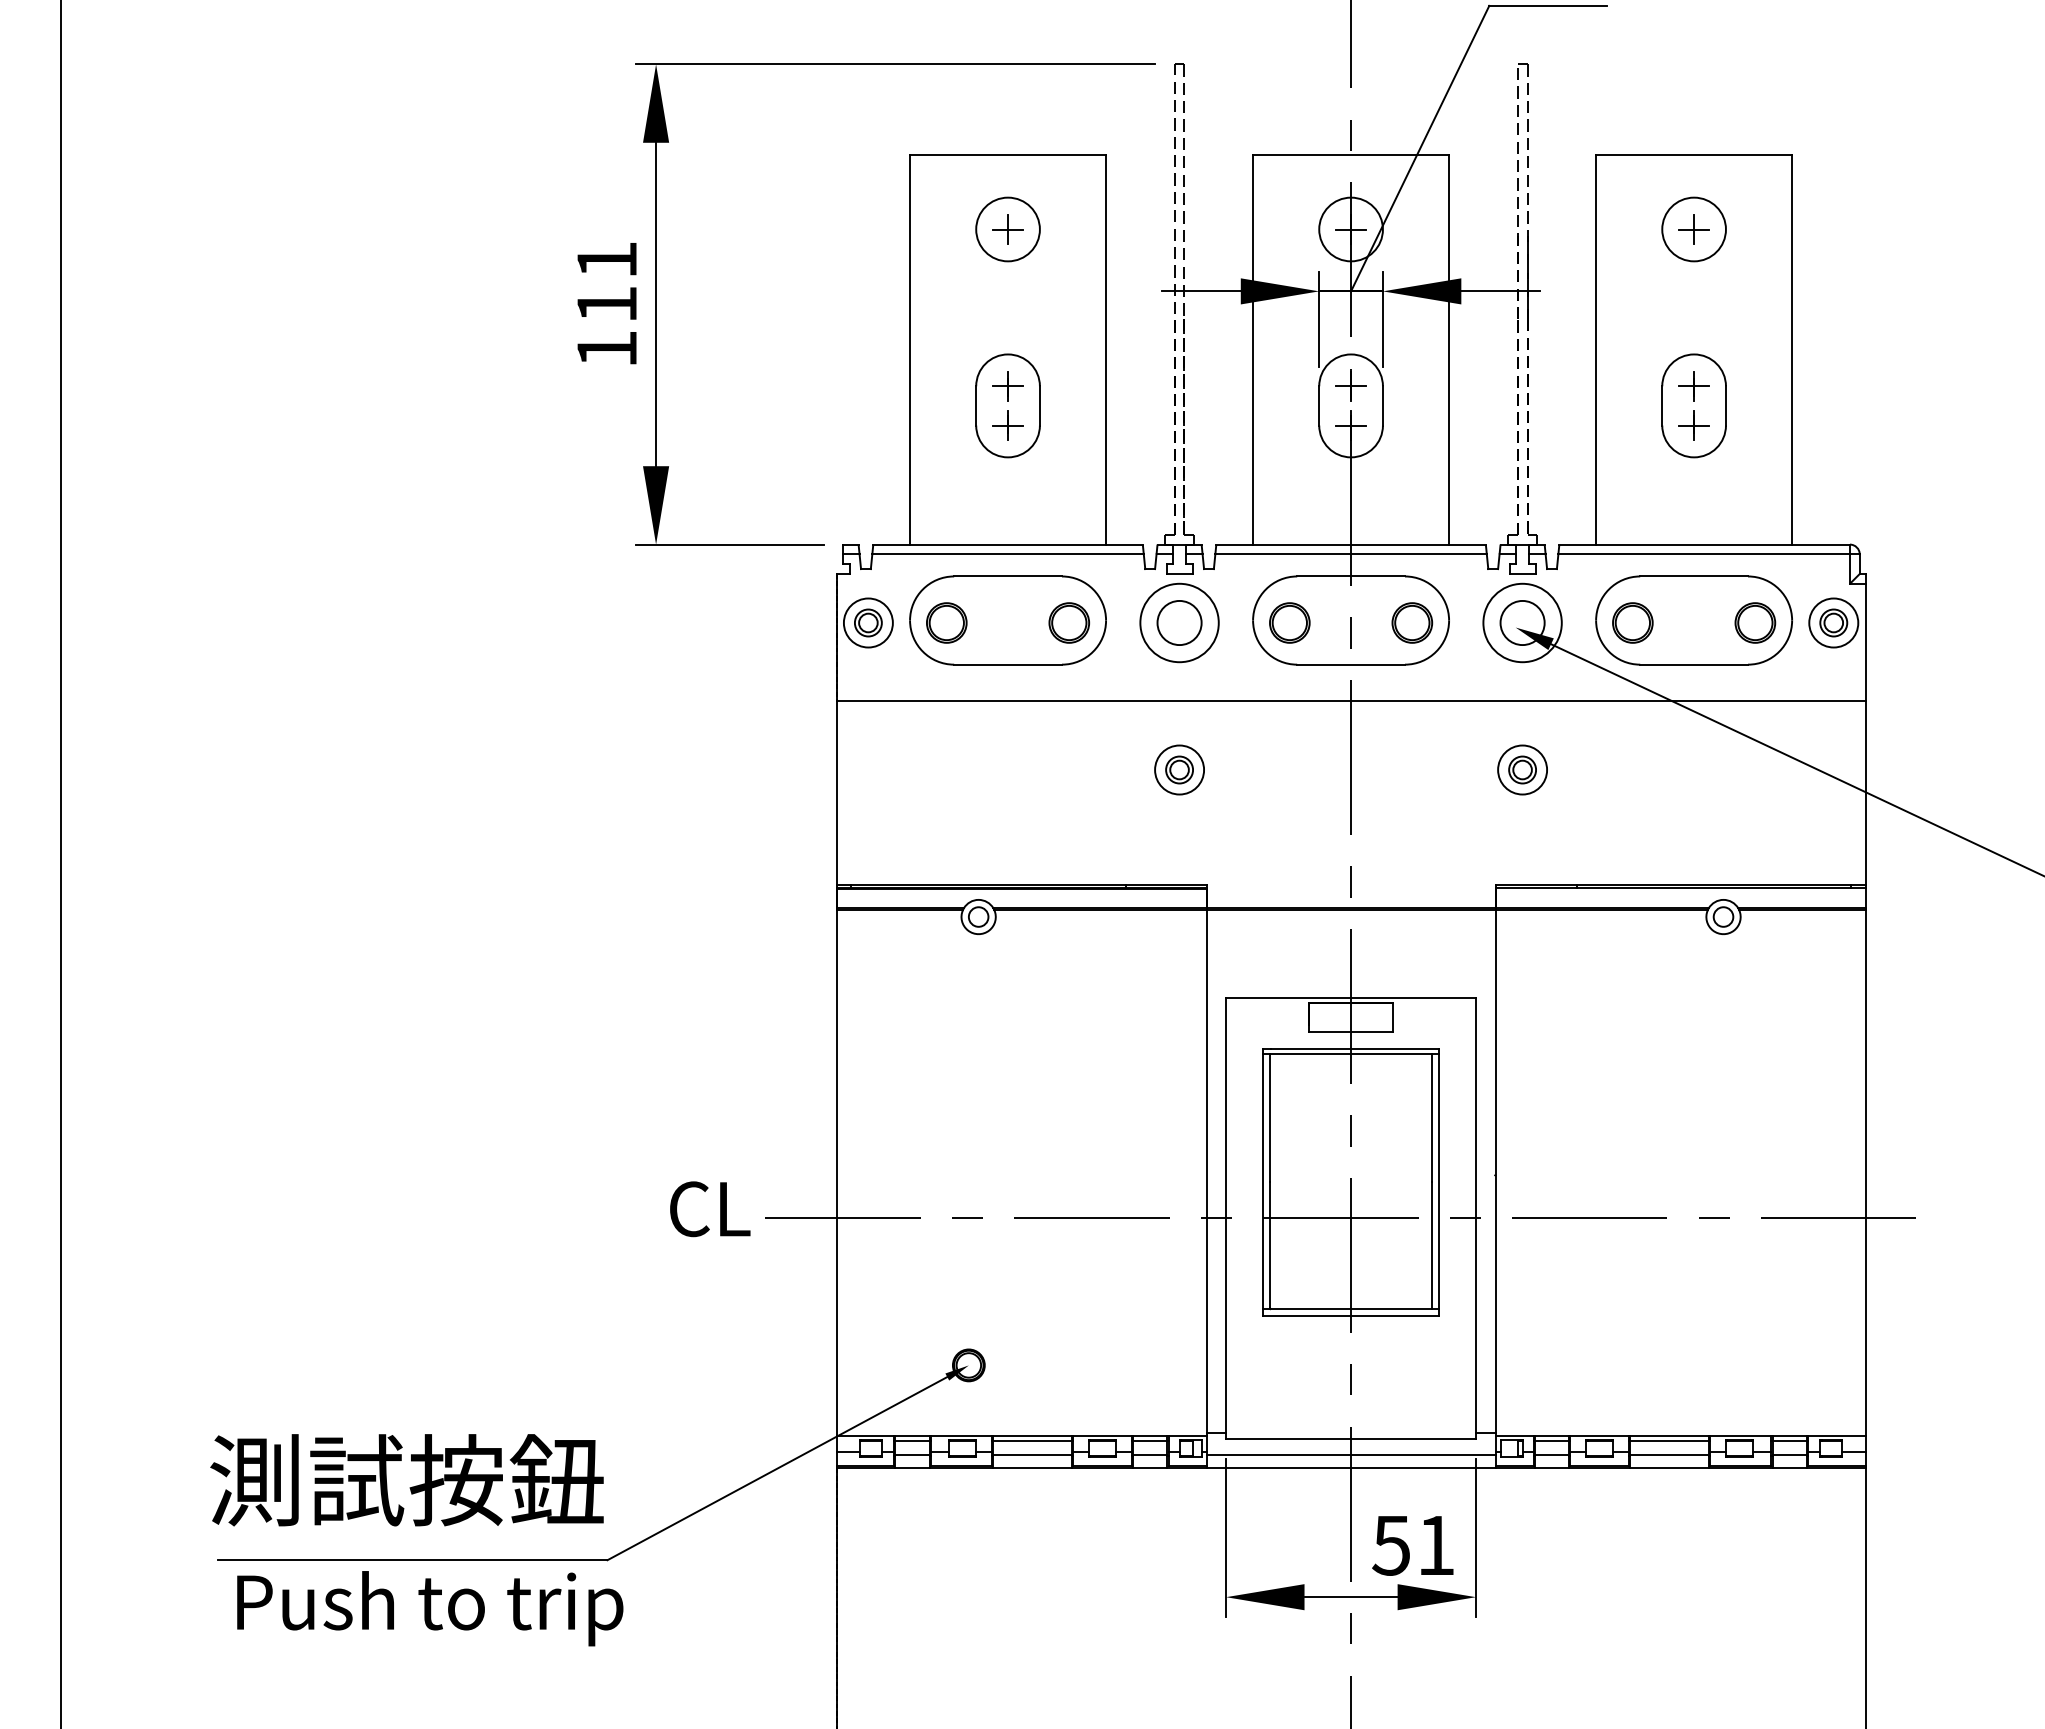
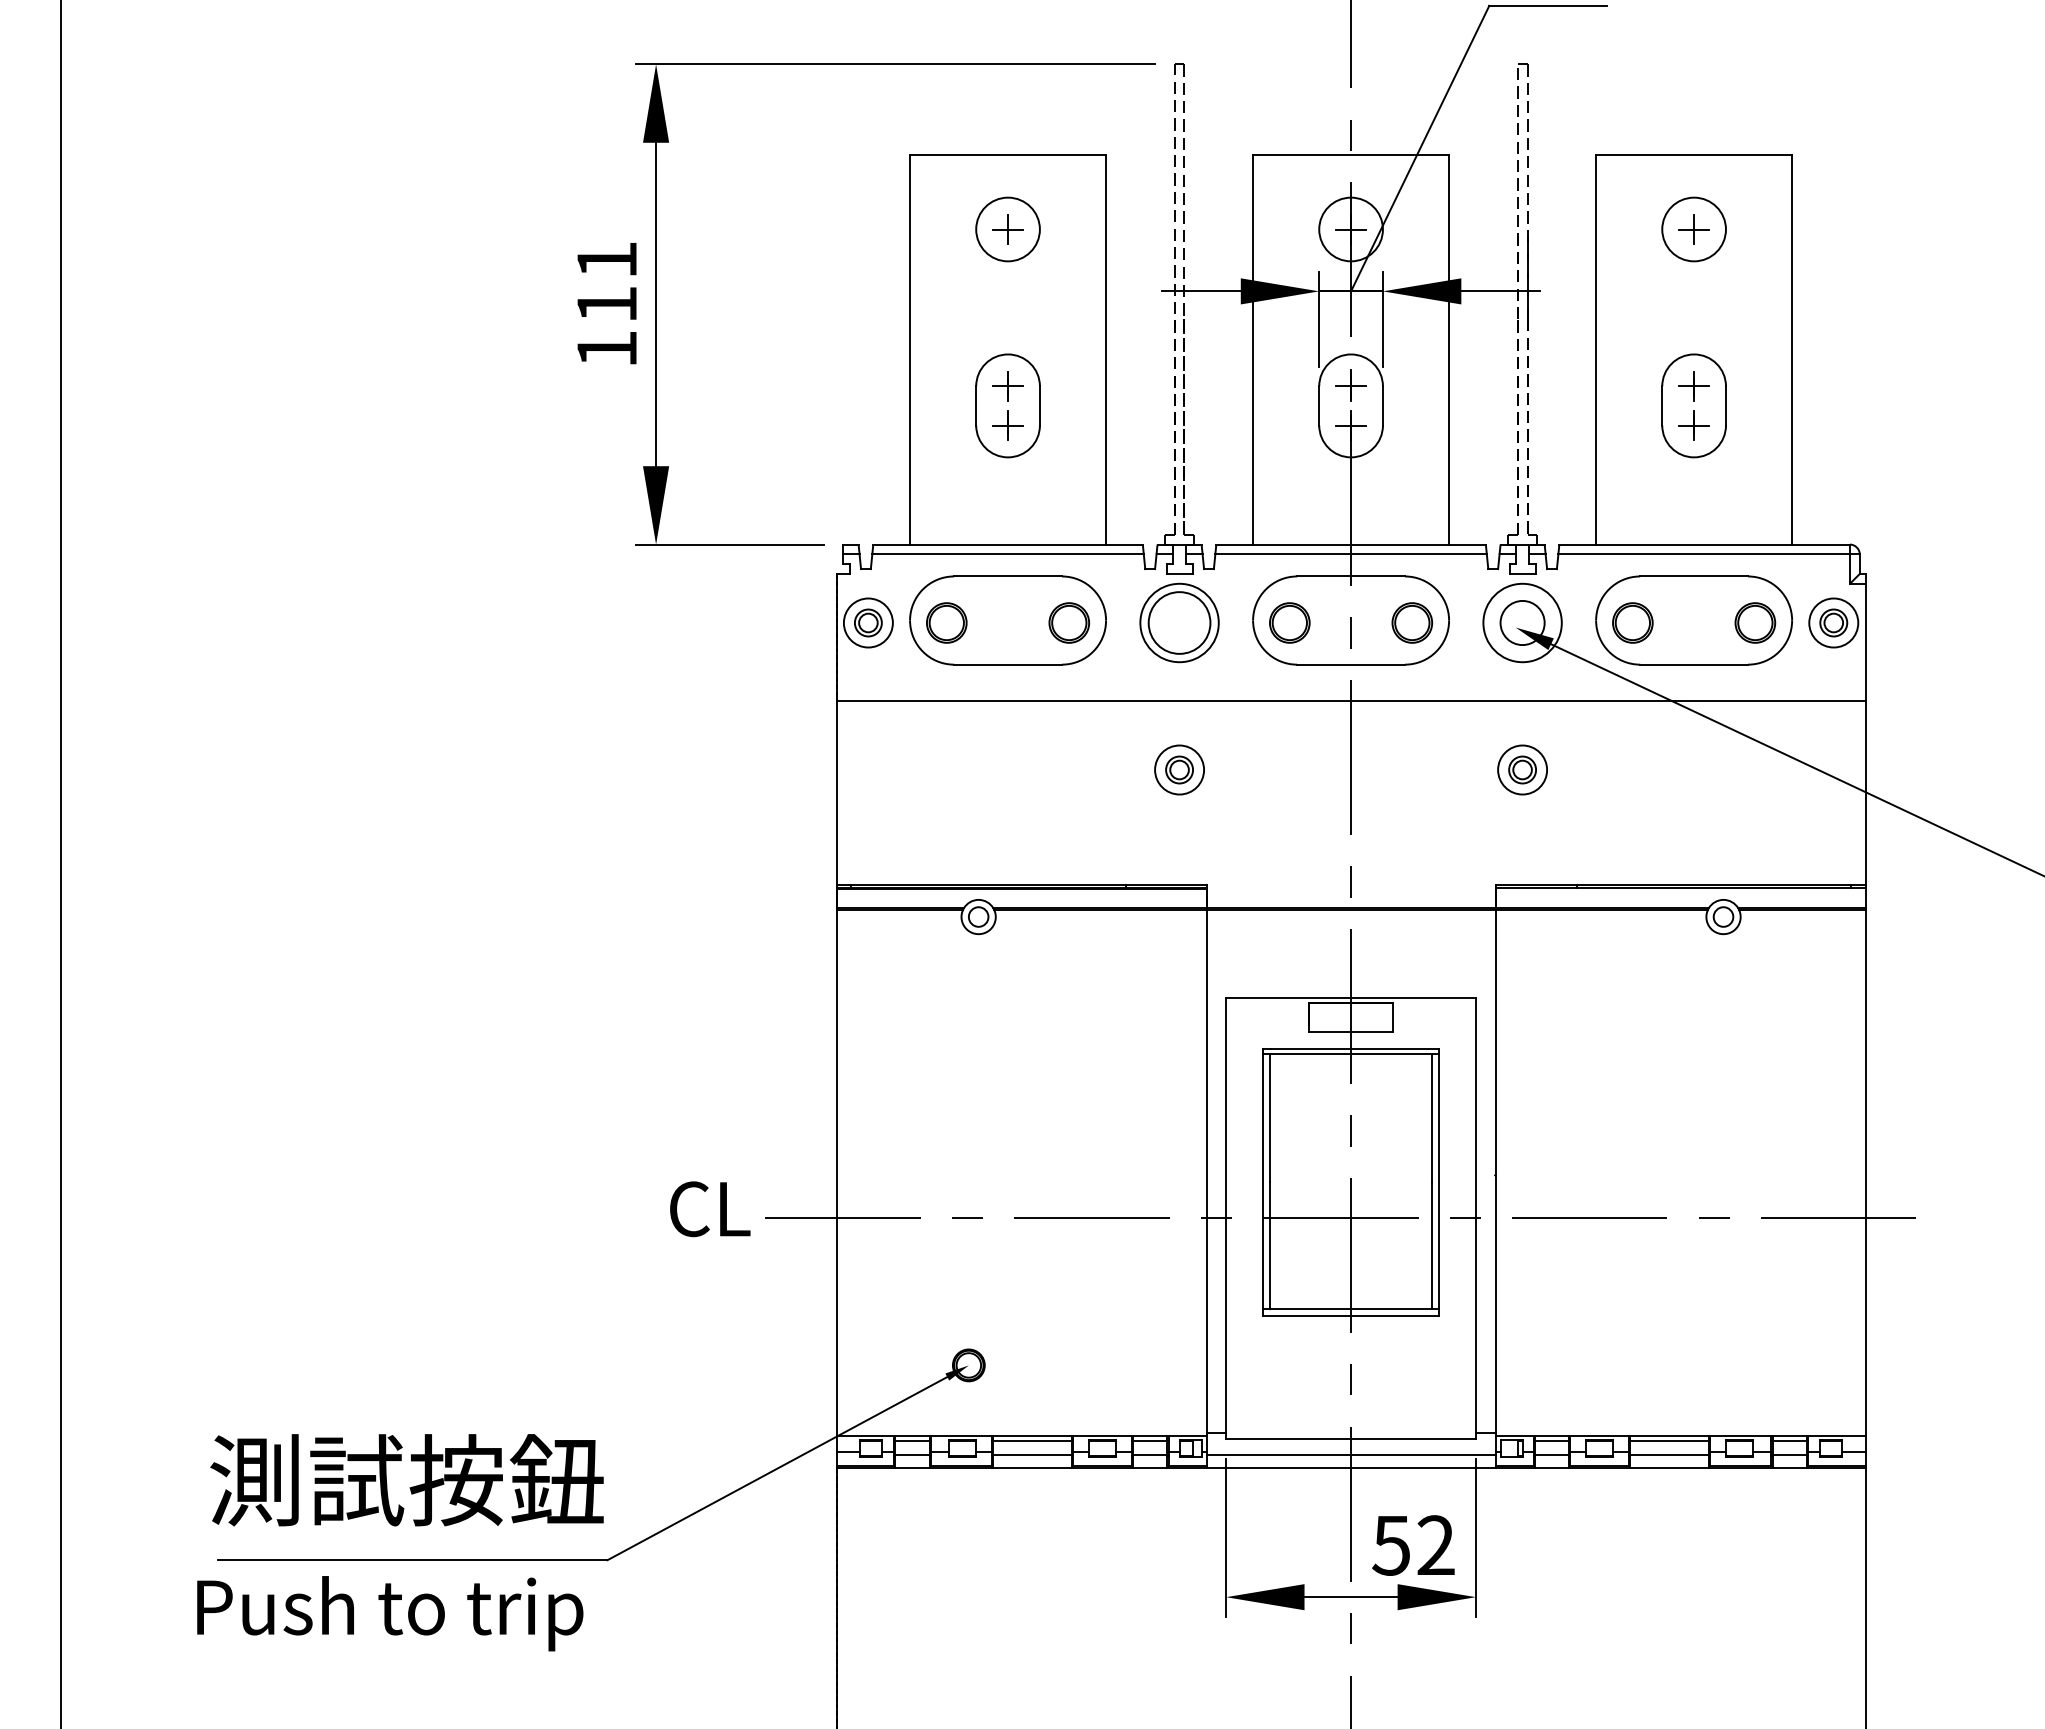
circle diameter: 44 px -> 62 px (1179, 622)
text: 51 -> 52 (1435, 1544)
text position: (430, 1608) -> (390, 1613) (390, 1613)
